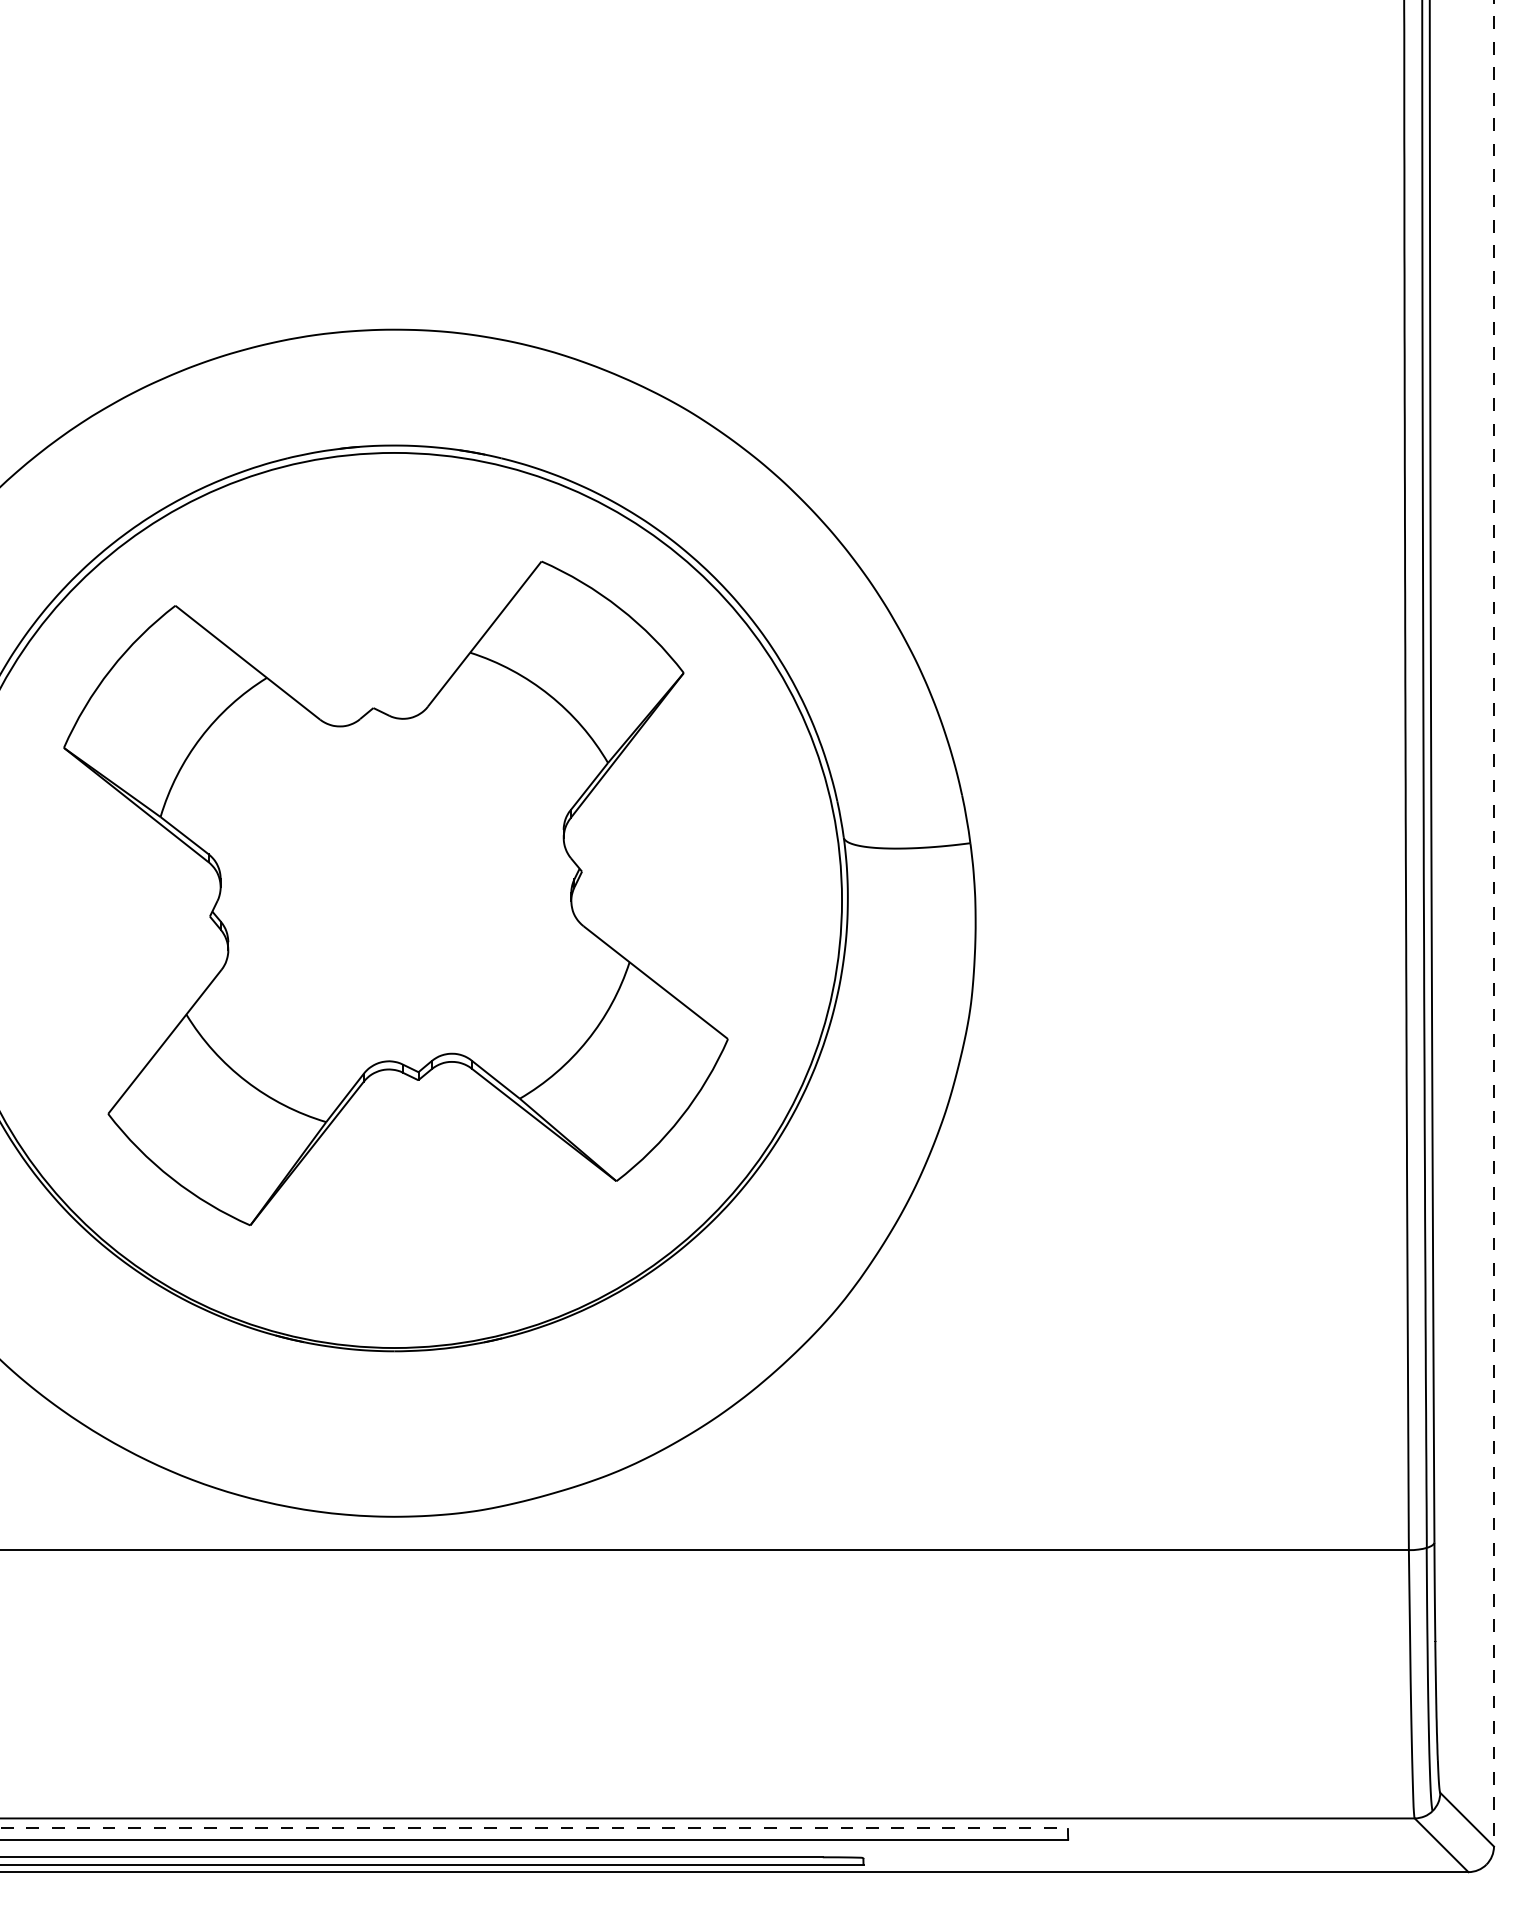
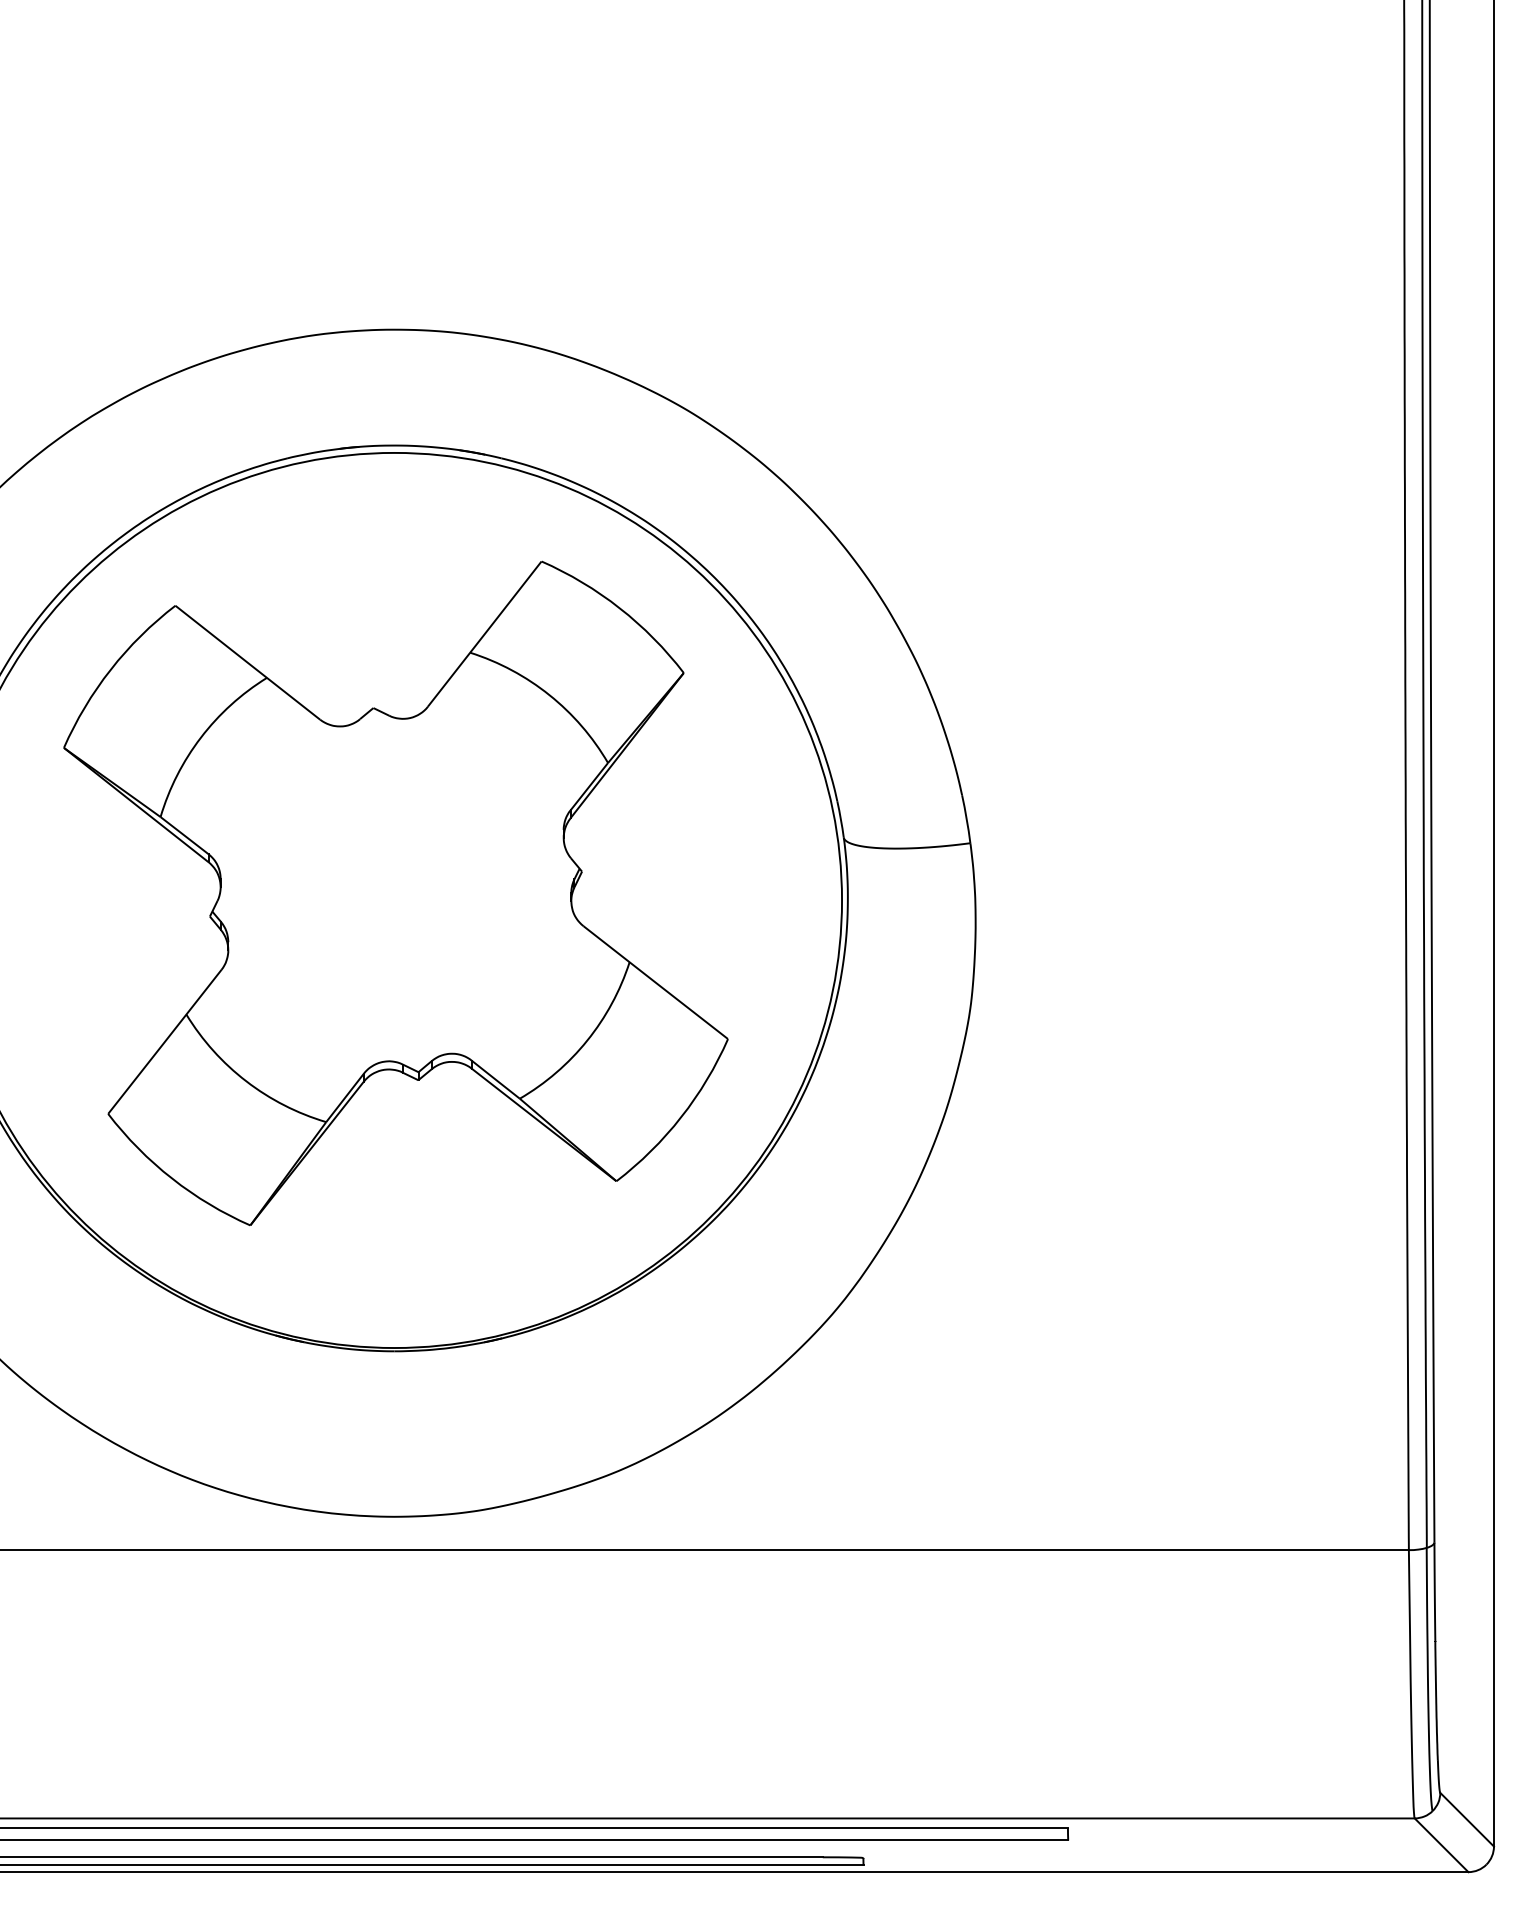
line: dashed -> solid (1493, 923)
line: dashed -> solid (533, 1828)
